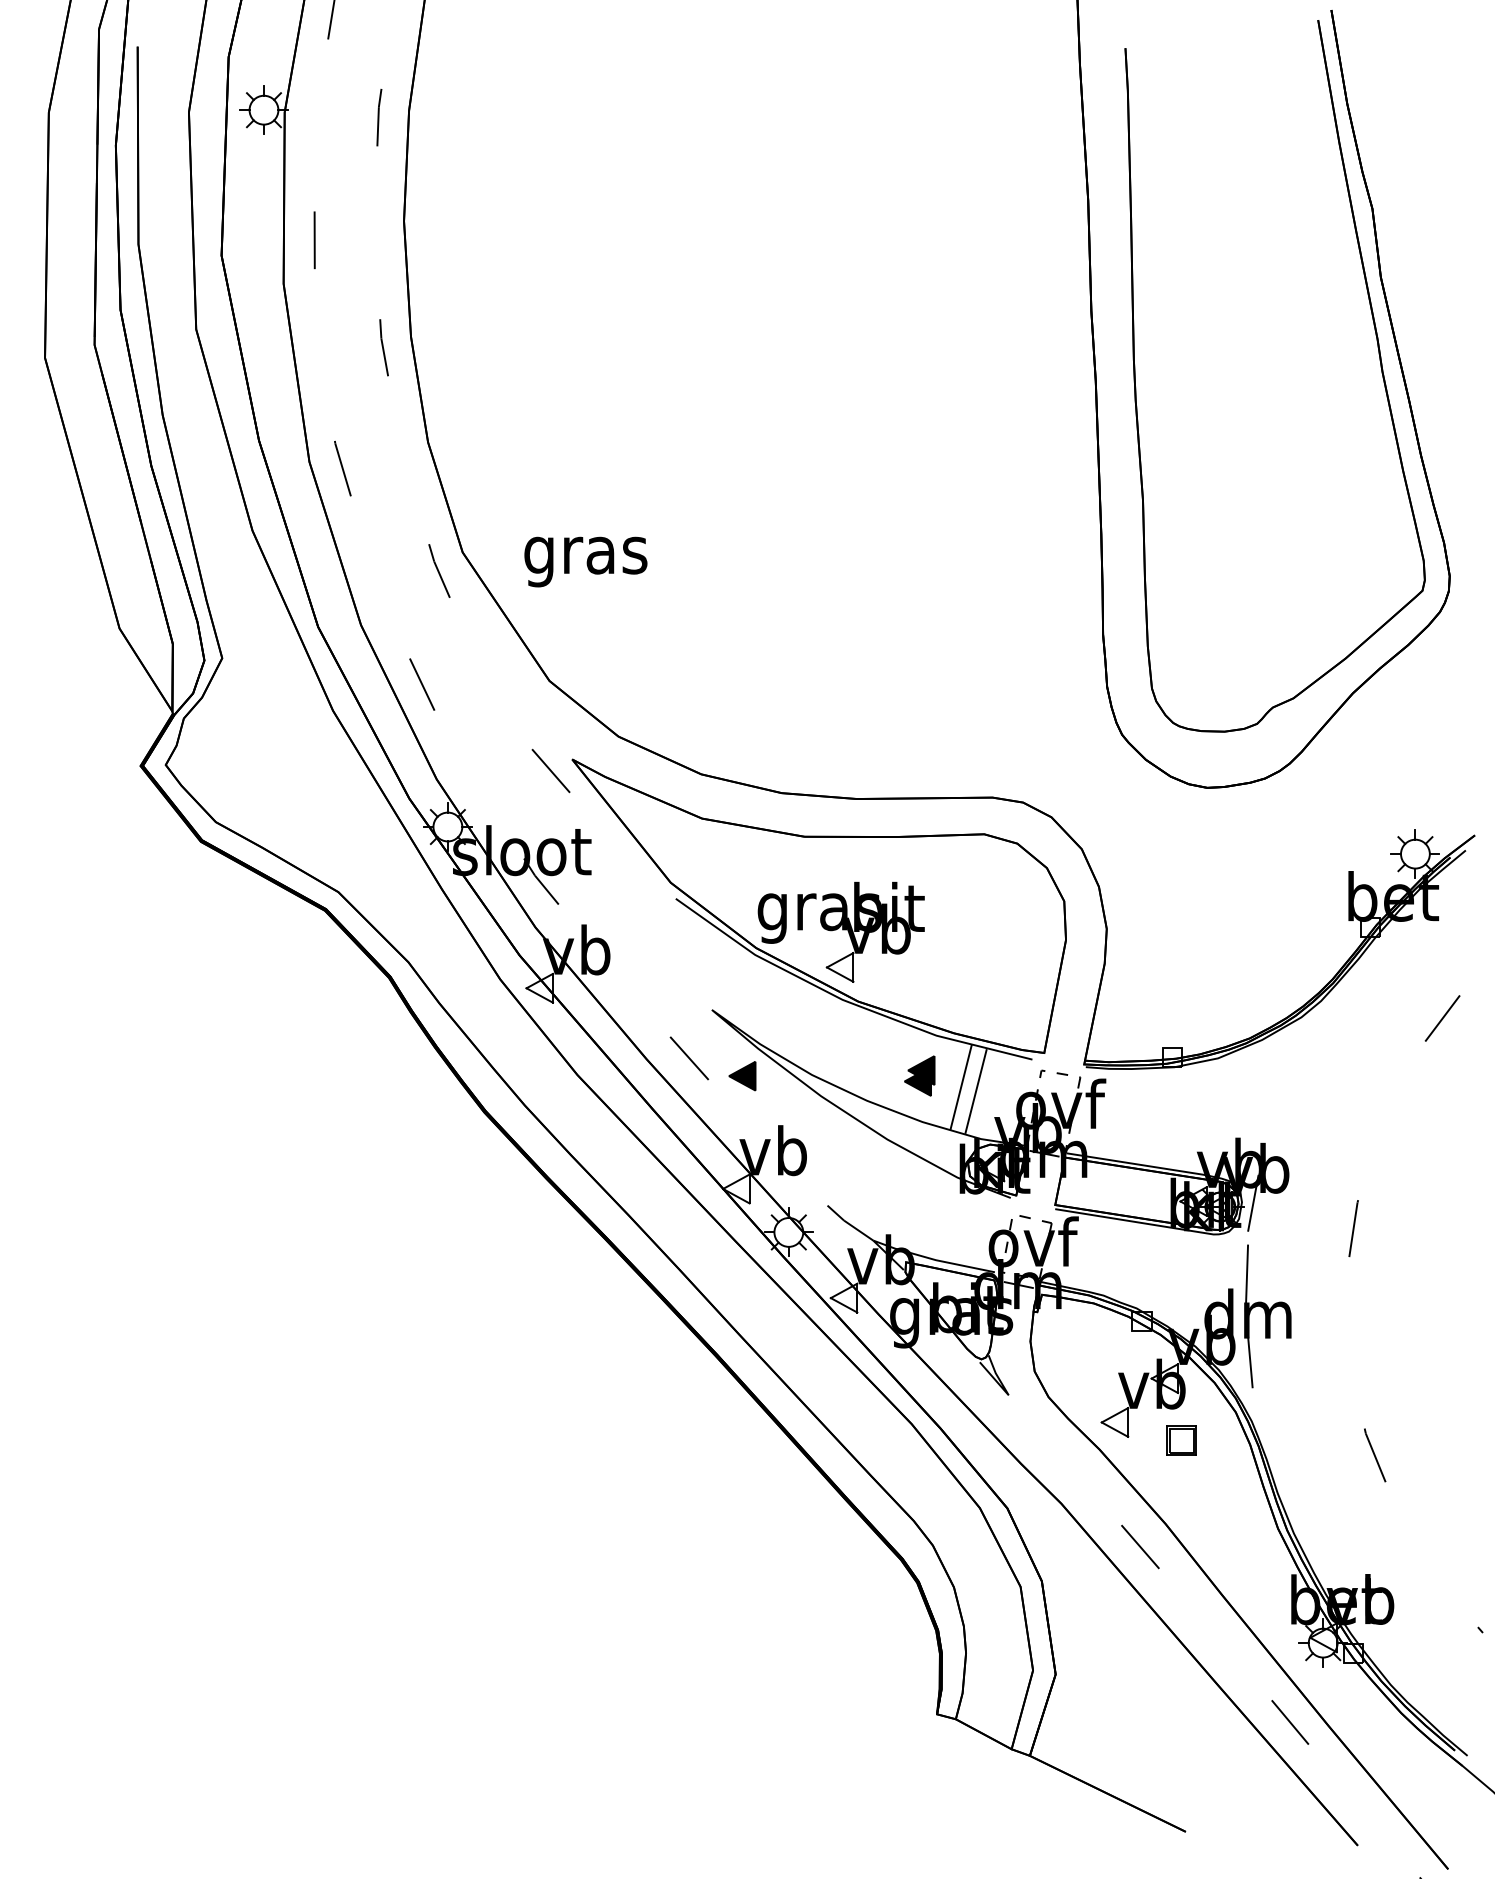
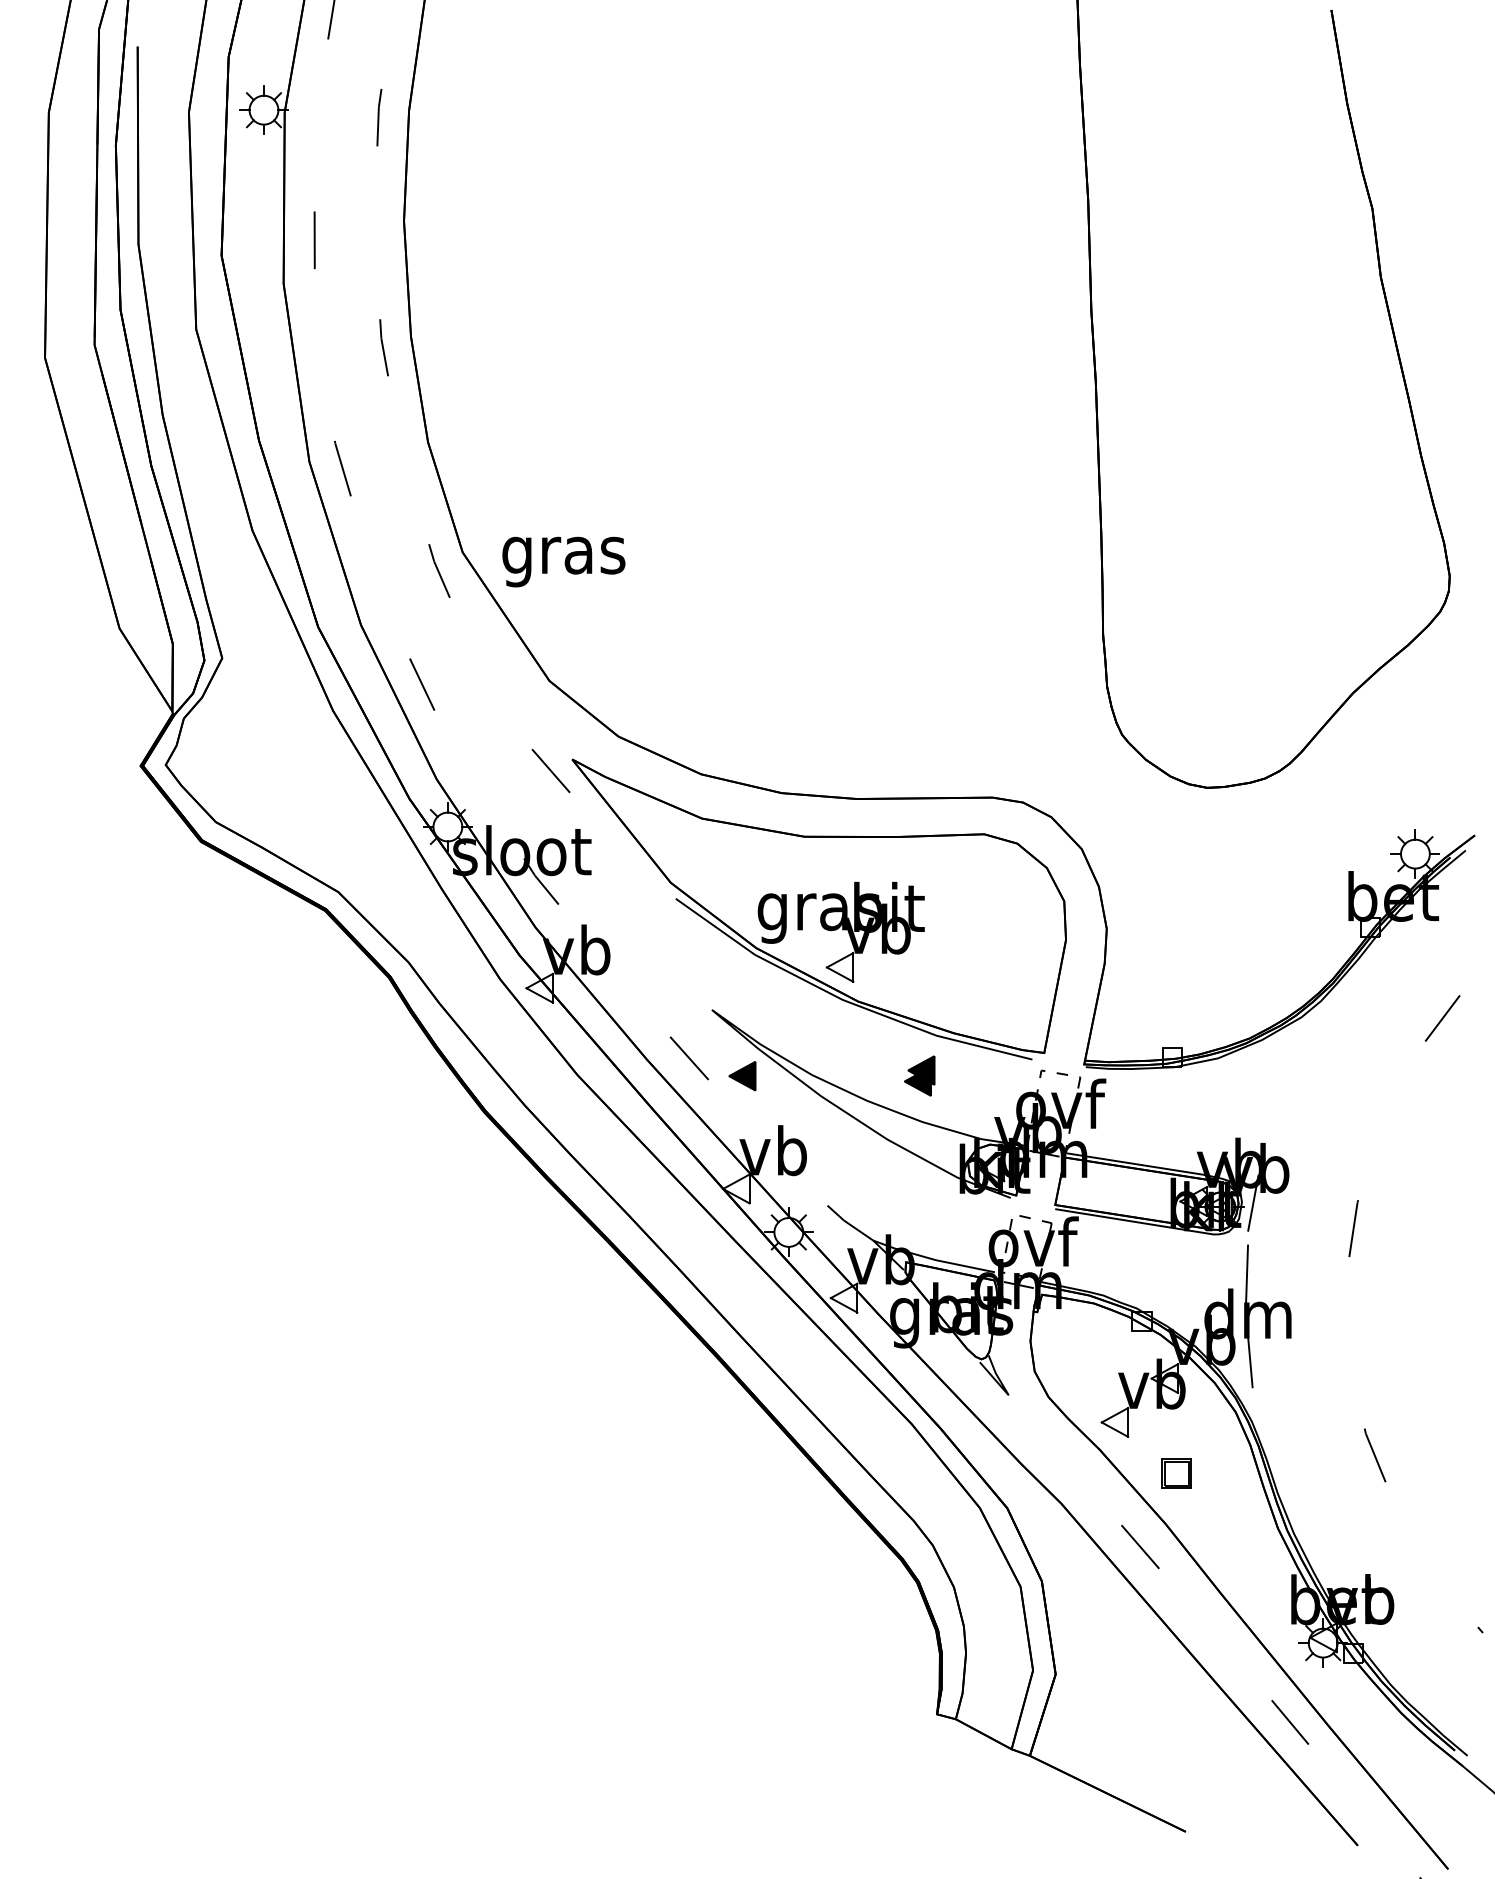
part: present -> none (1379, 360)
text position: (585, 561) -> (563, 561) (563, 561)
line: present -> none (960, 1087)
line: present -> none (975, 1091)
part position: (1181, 1440) -> (1176, 1473) (1176, 1473)
